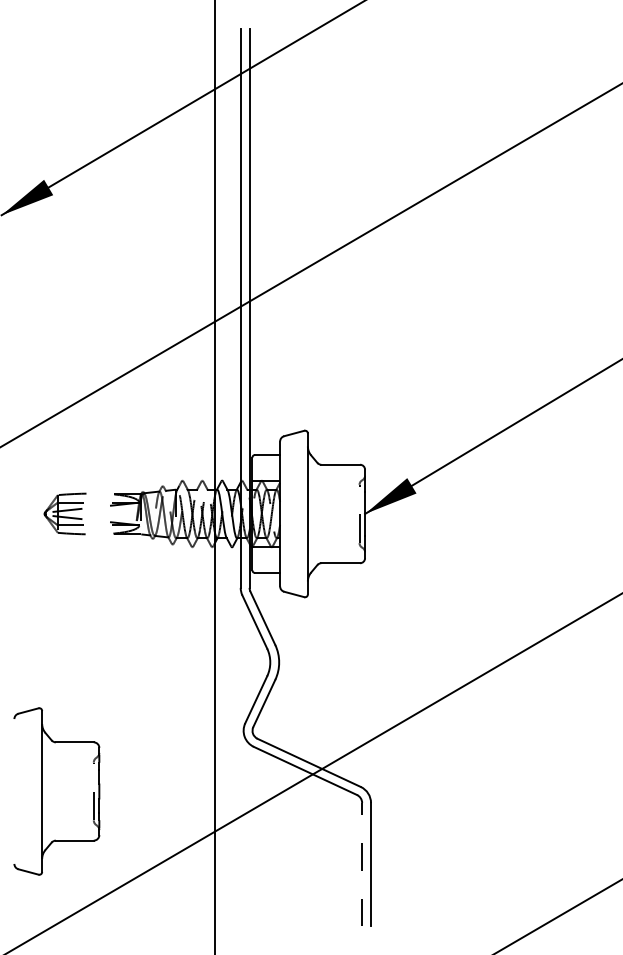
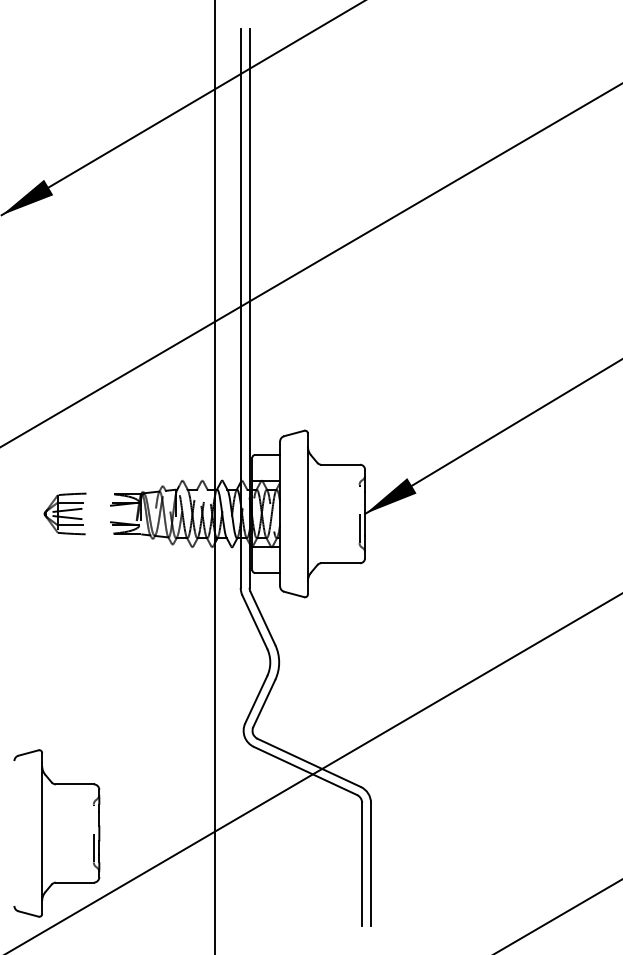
part position: (56, 791) -> (56, 833) (56, 833)
line: dashed -> solid (362, 864)
